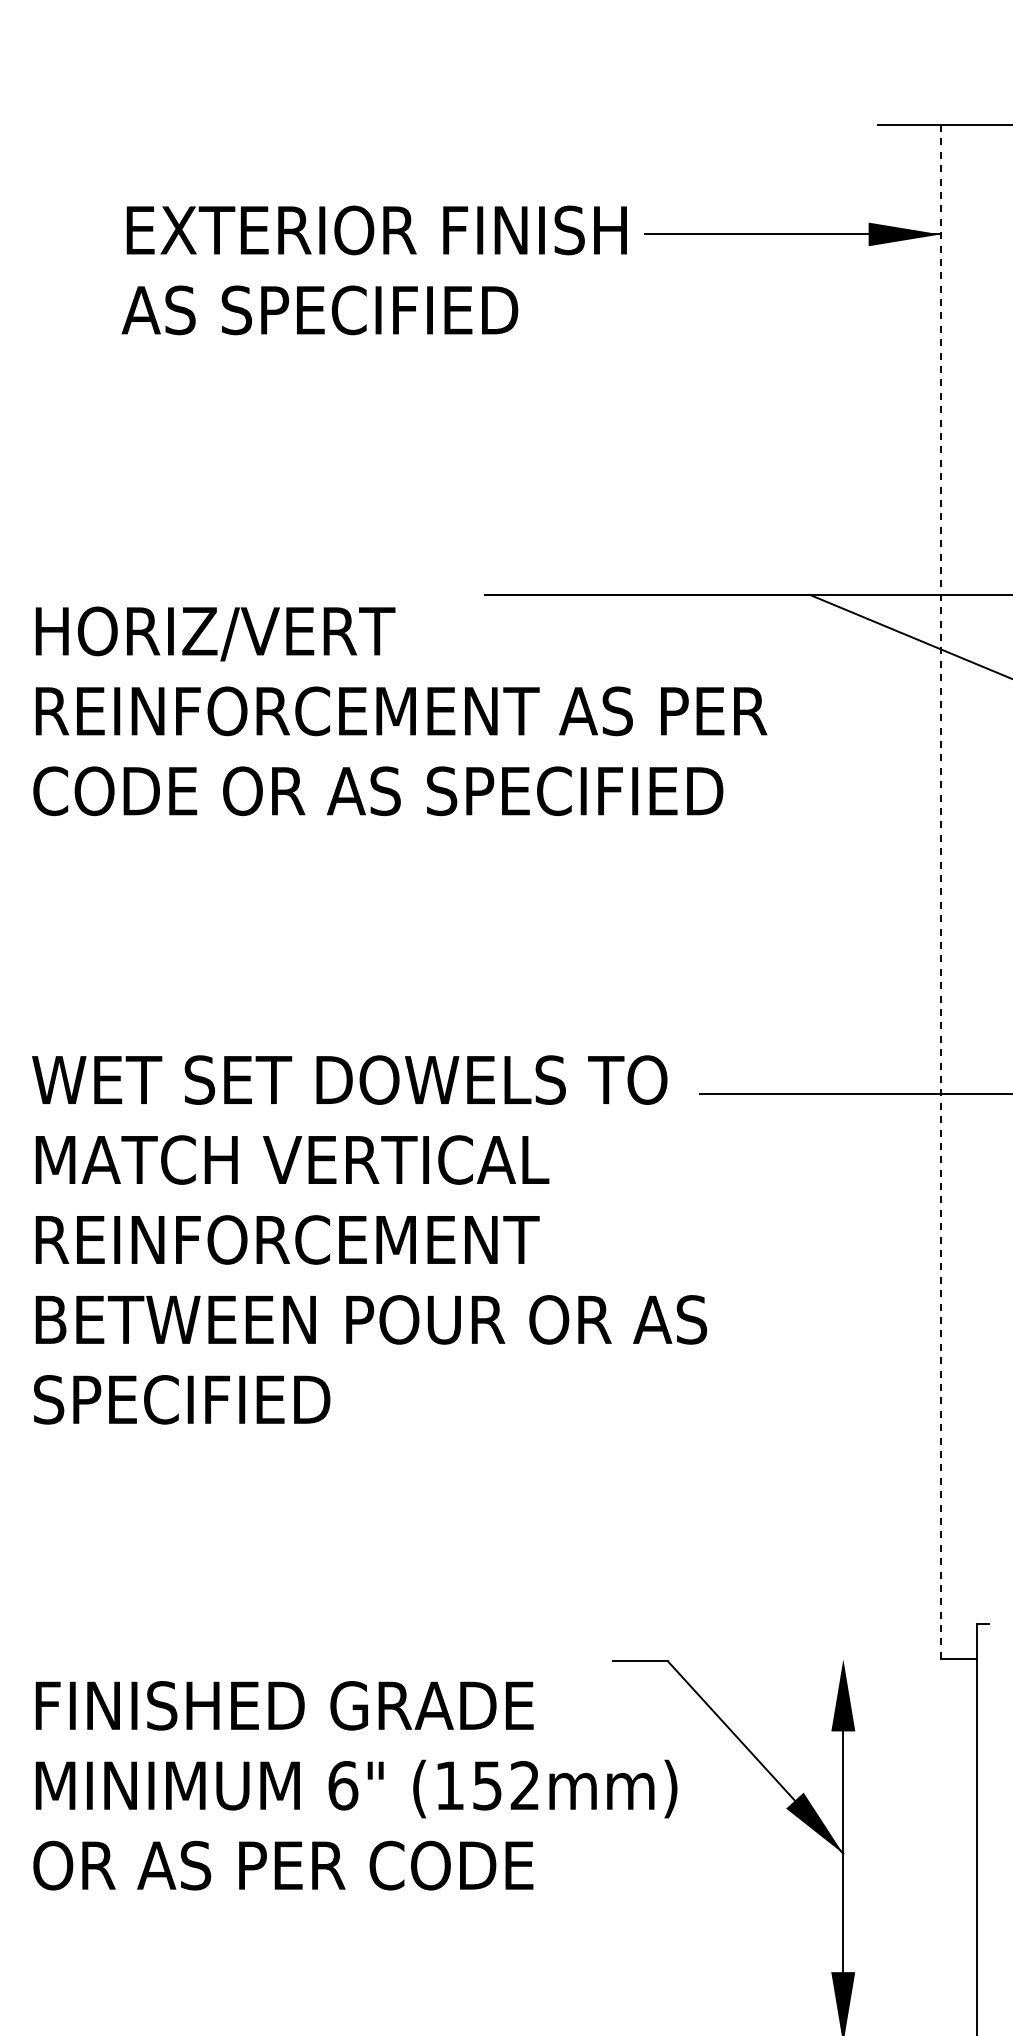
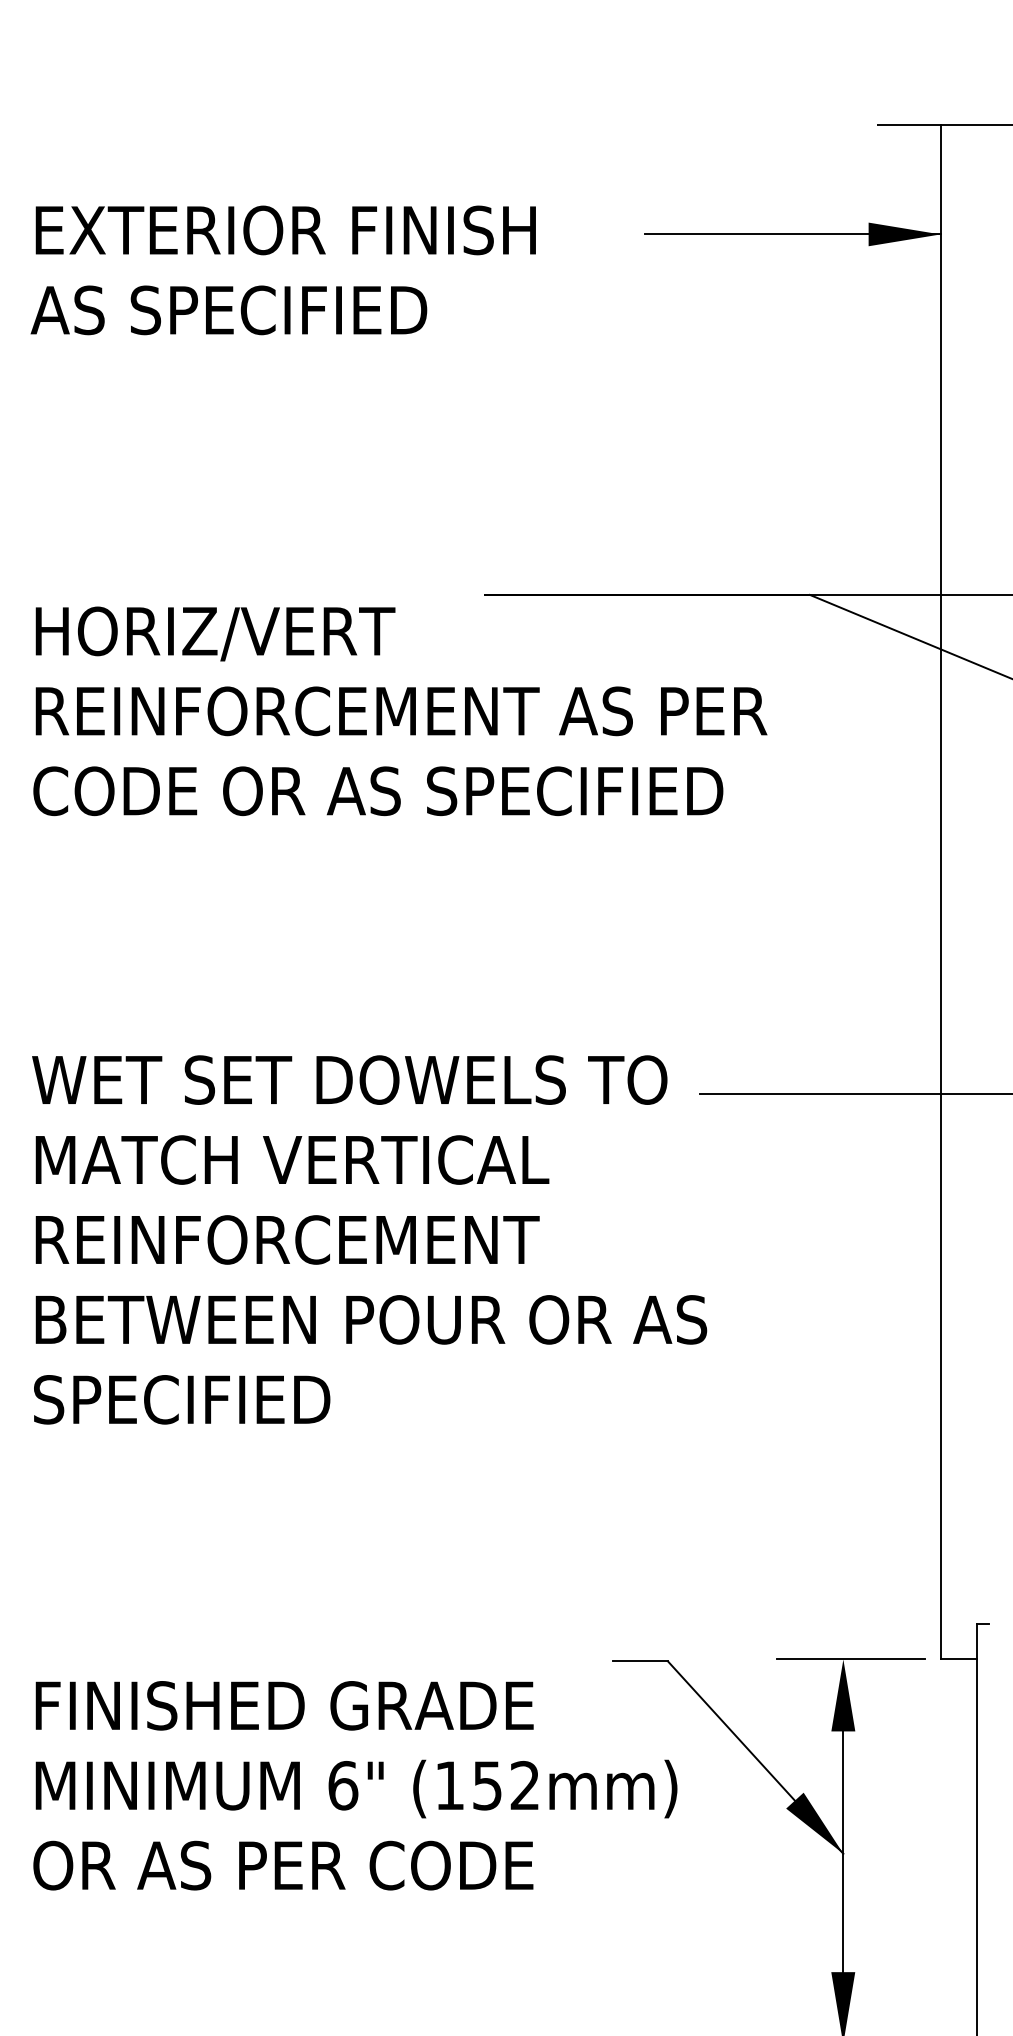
text position: (373, 270) -> (282, 270) (282, 270)
line: dashed -> solid (940, 892)
line: none -> present (850, 1659)
